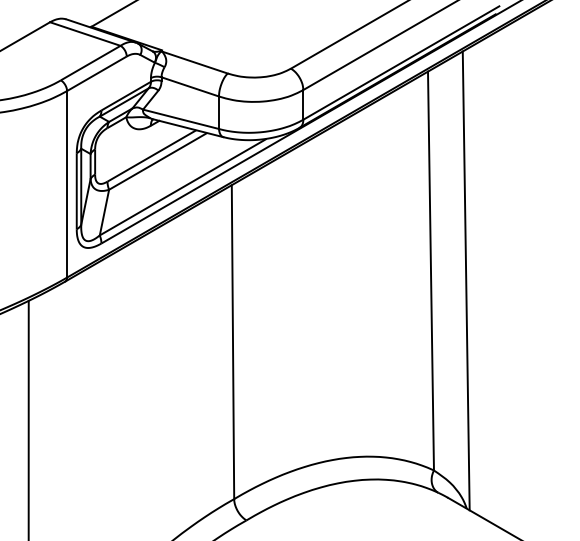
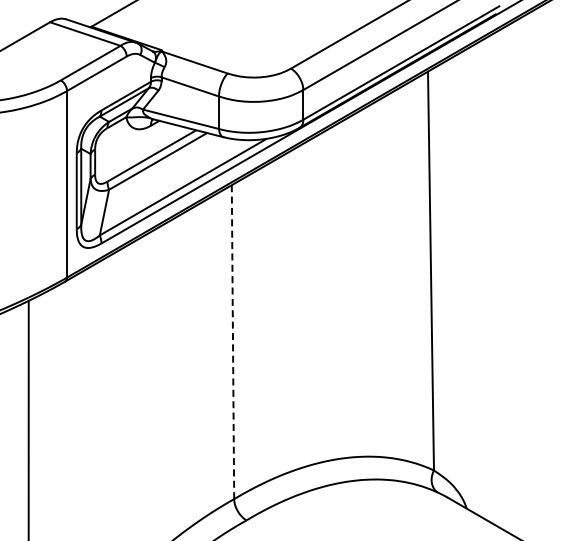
line: present -> none (465, 280)
line: solid -> dashed (233, 342)
